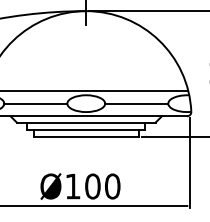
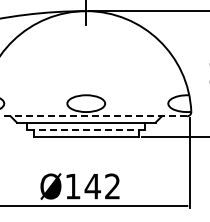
line: present -> none (95, 91)
line: present -> none (35, 103)
line: present -> none (136, 103)
line: solid -> dashed (93, 116)
line: solid -> dashed (86, 129)
text: Ø100 -> Ø142 (102, 186)
